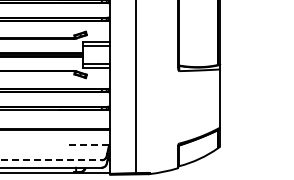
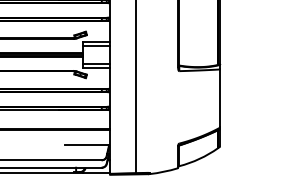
line: dashed -> solid (87, 145)
line: dashed -> solid (51, 160)
